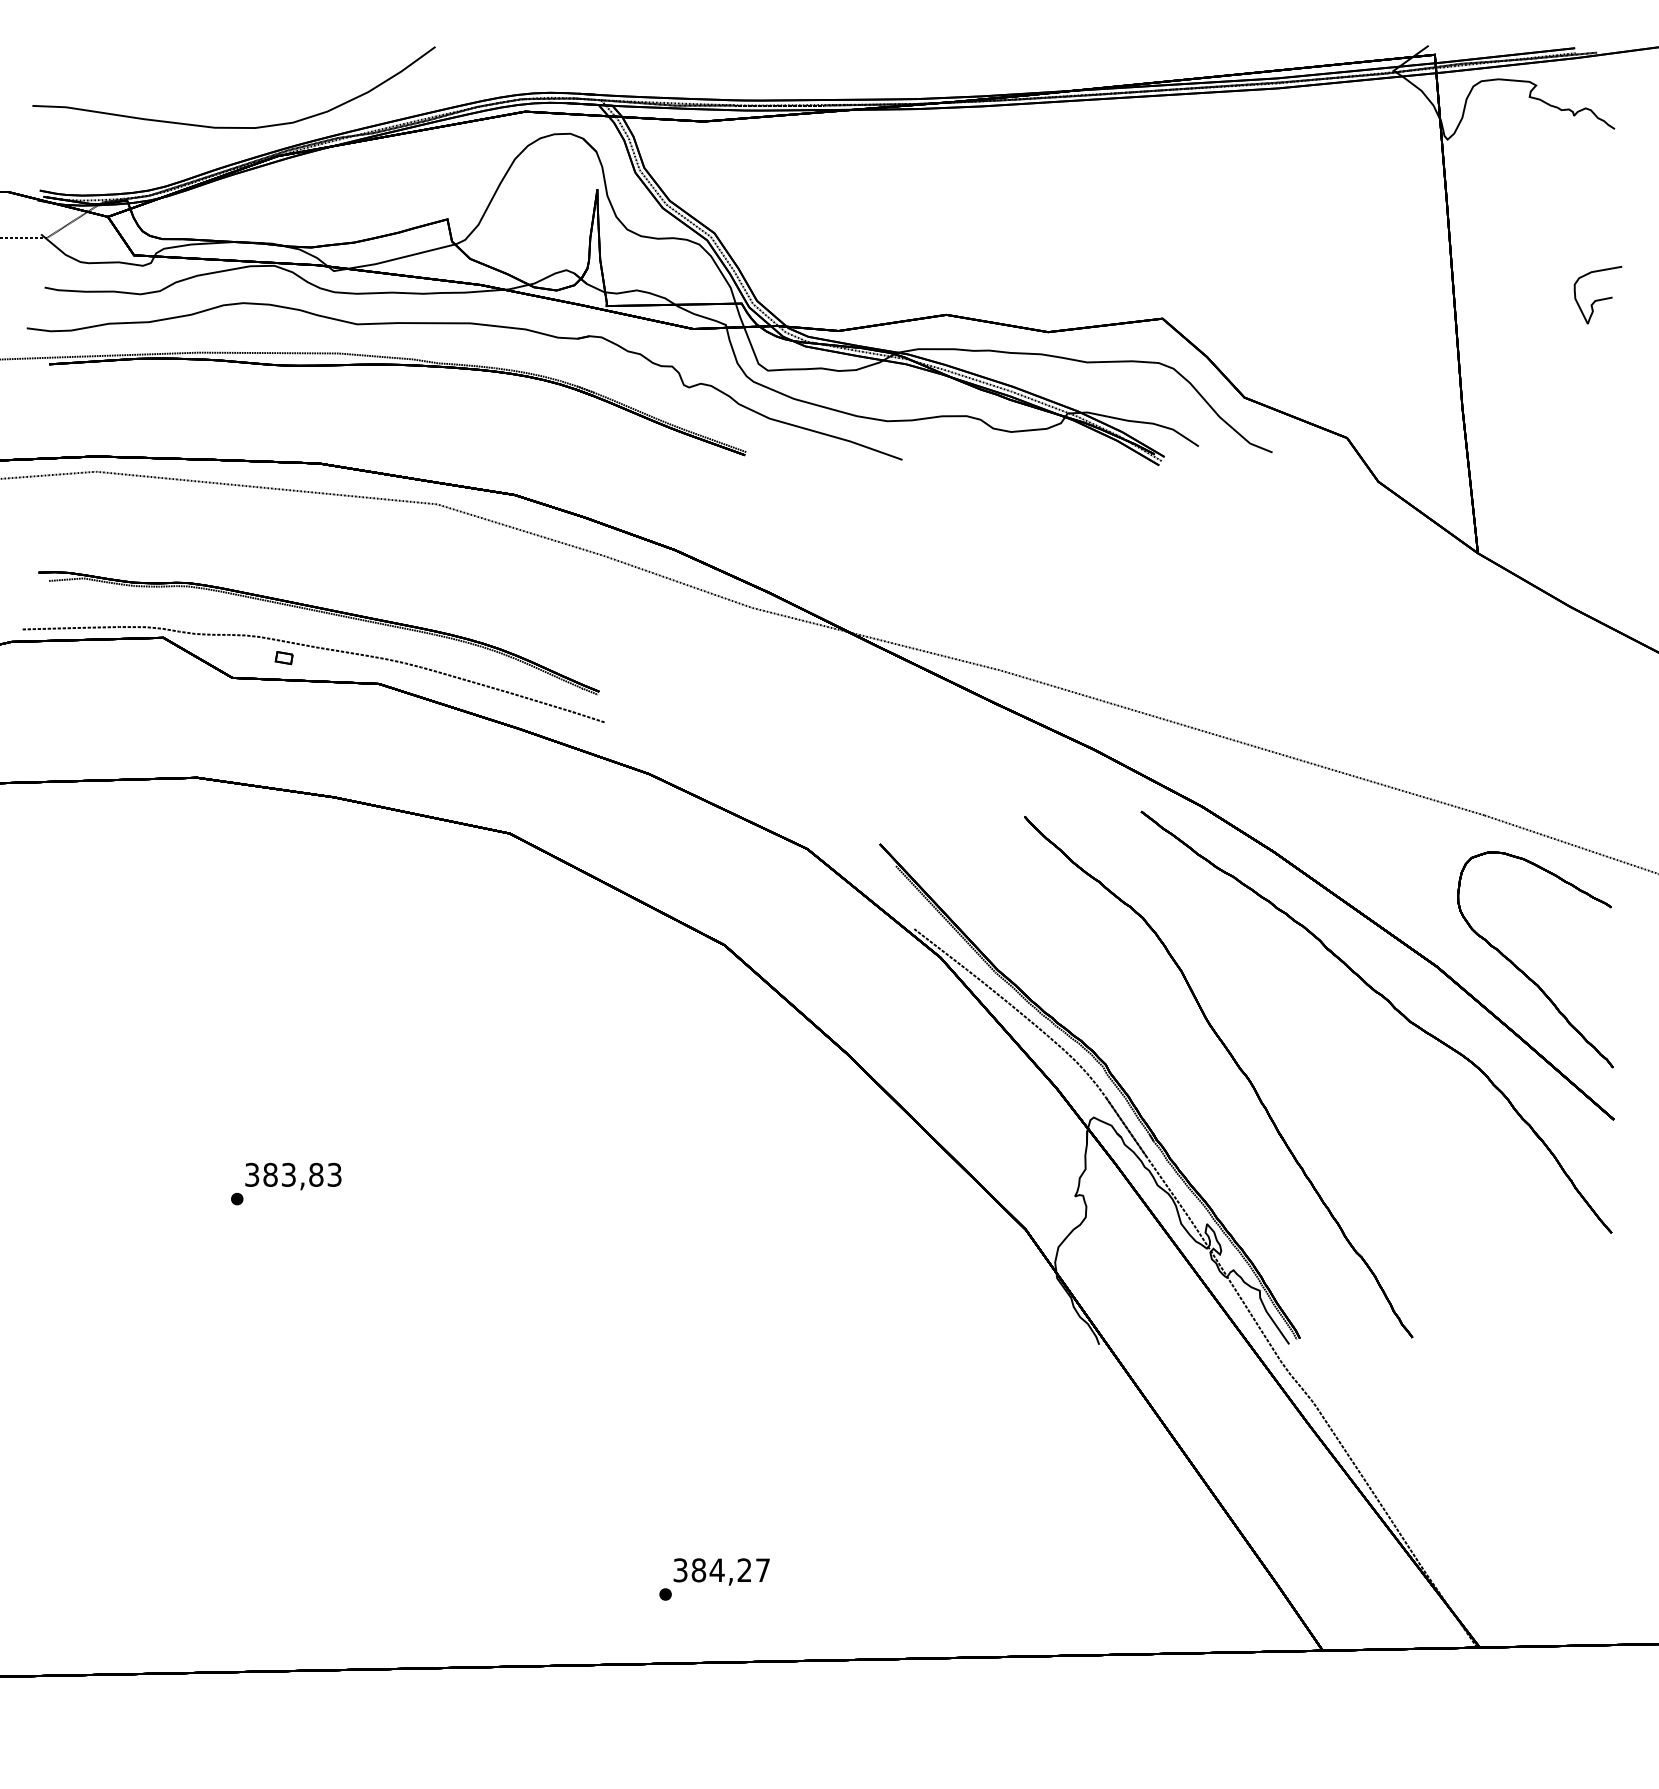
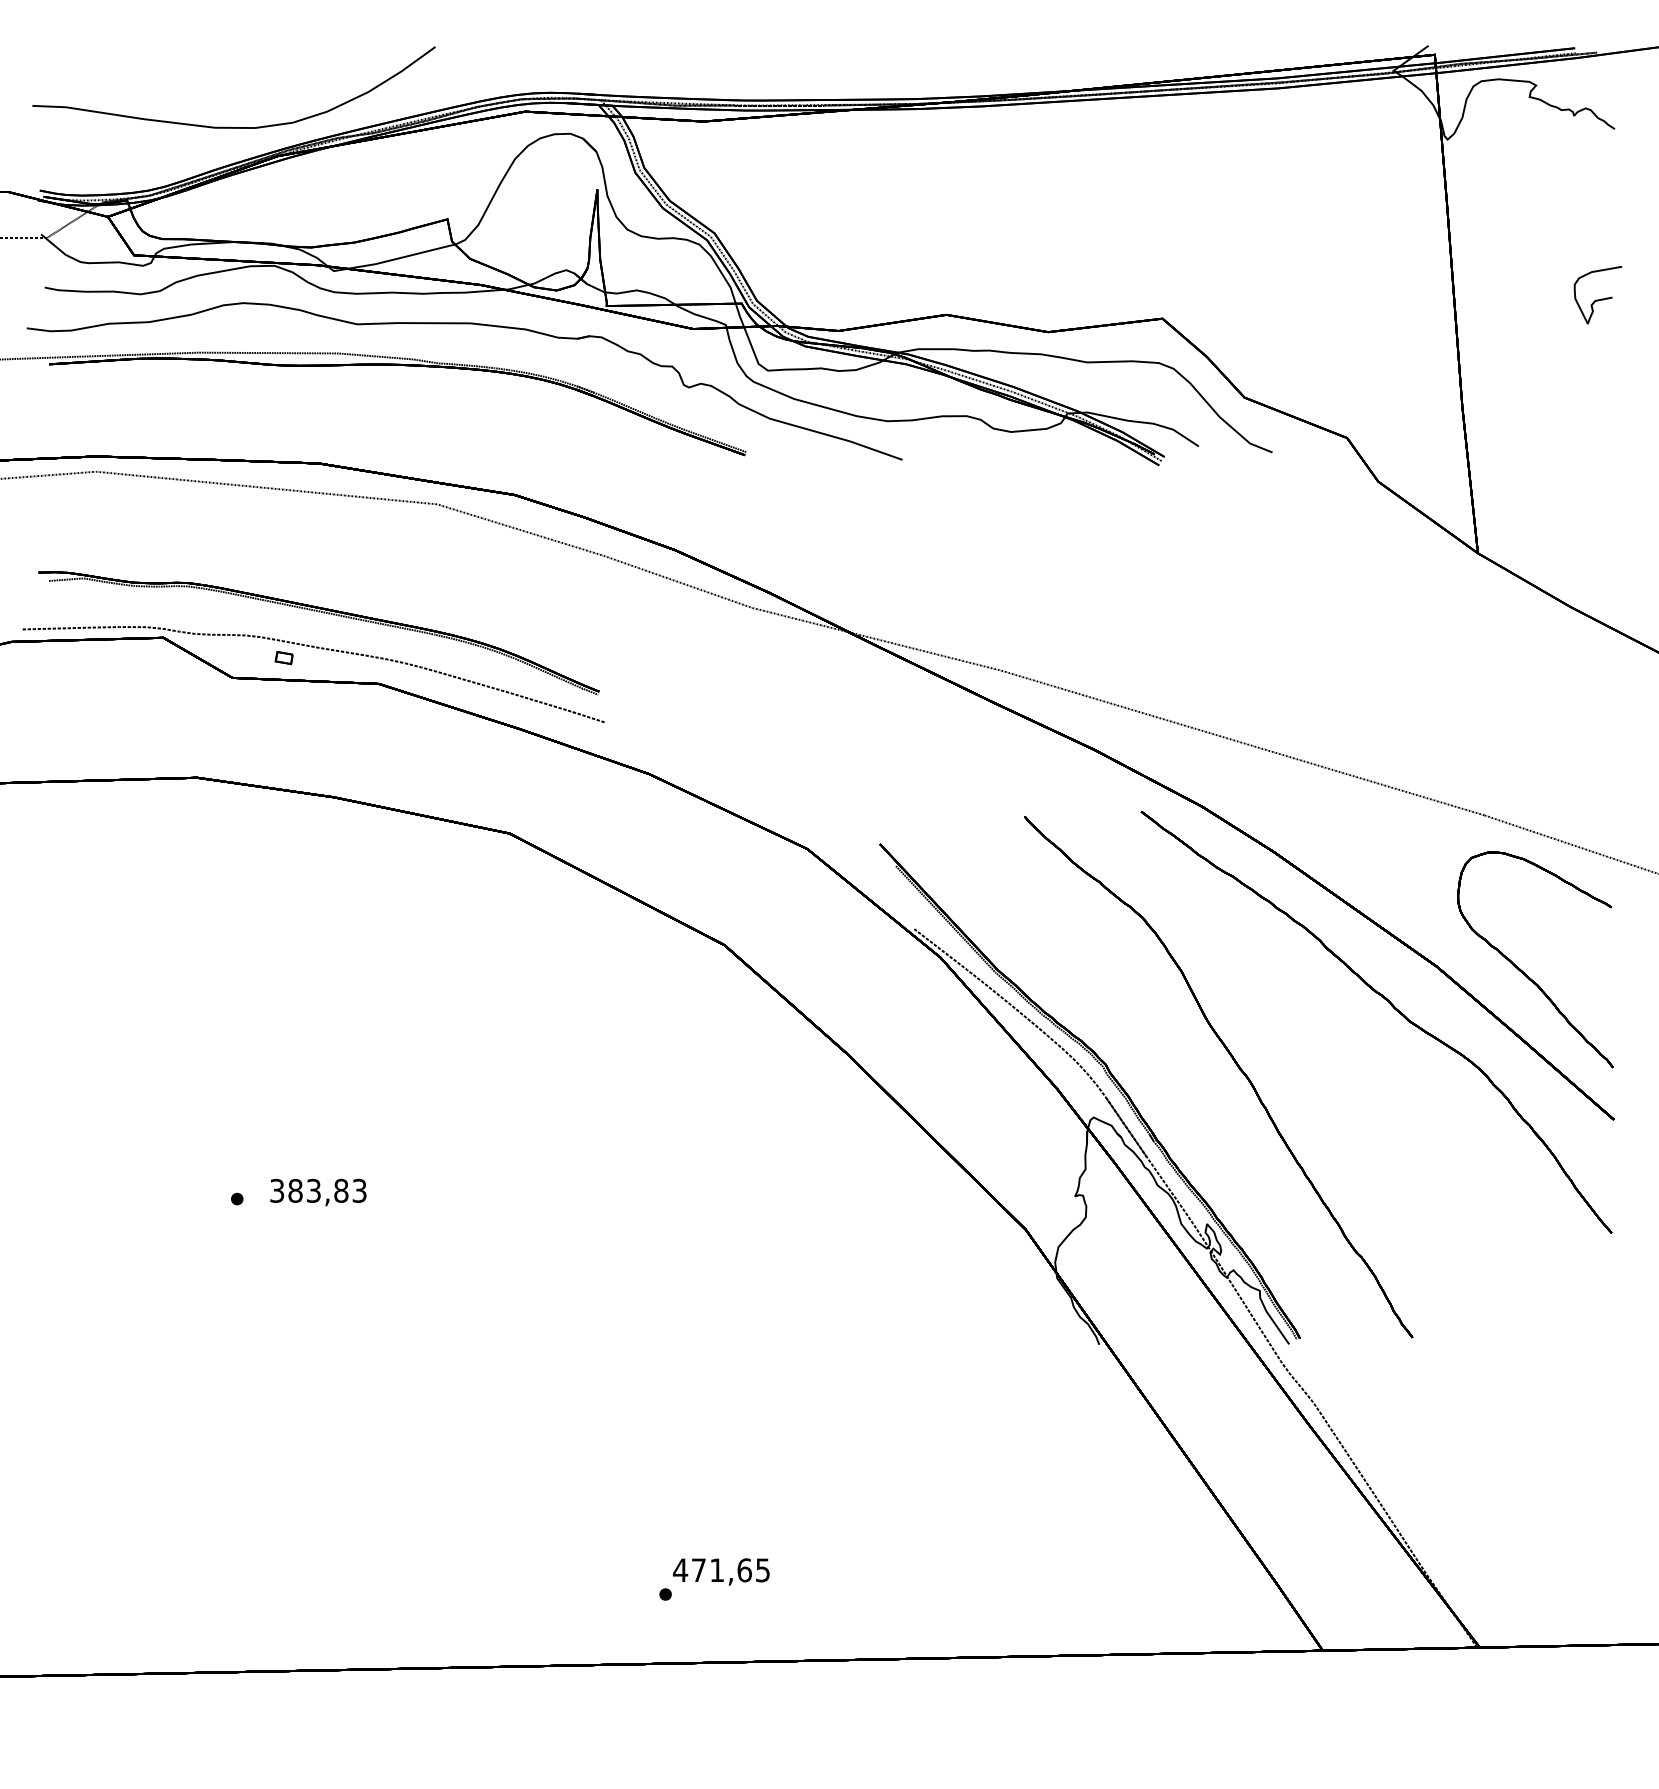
text position: (293, 1176) -> (318, 1192) (318, 1192)
text: 384,27 -> 471,65 (720, 1570)
